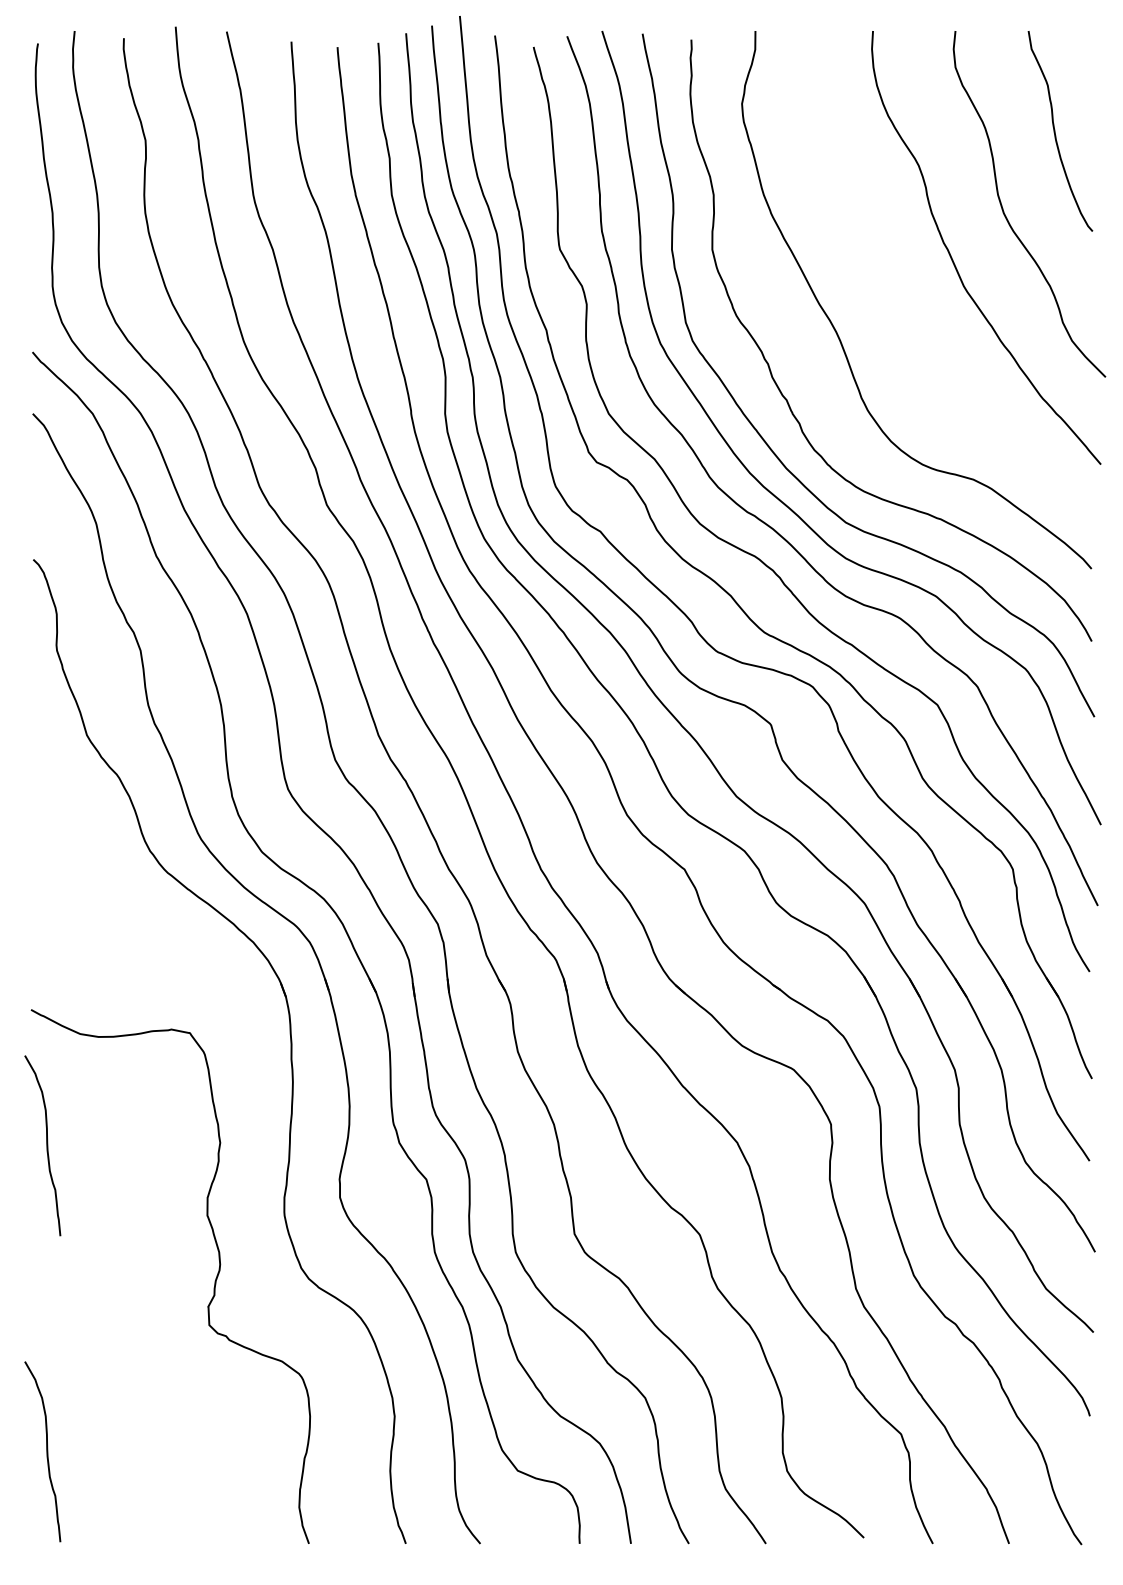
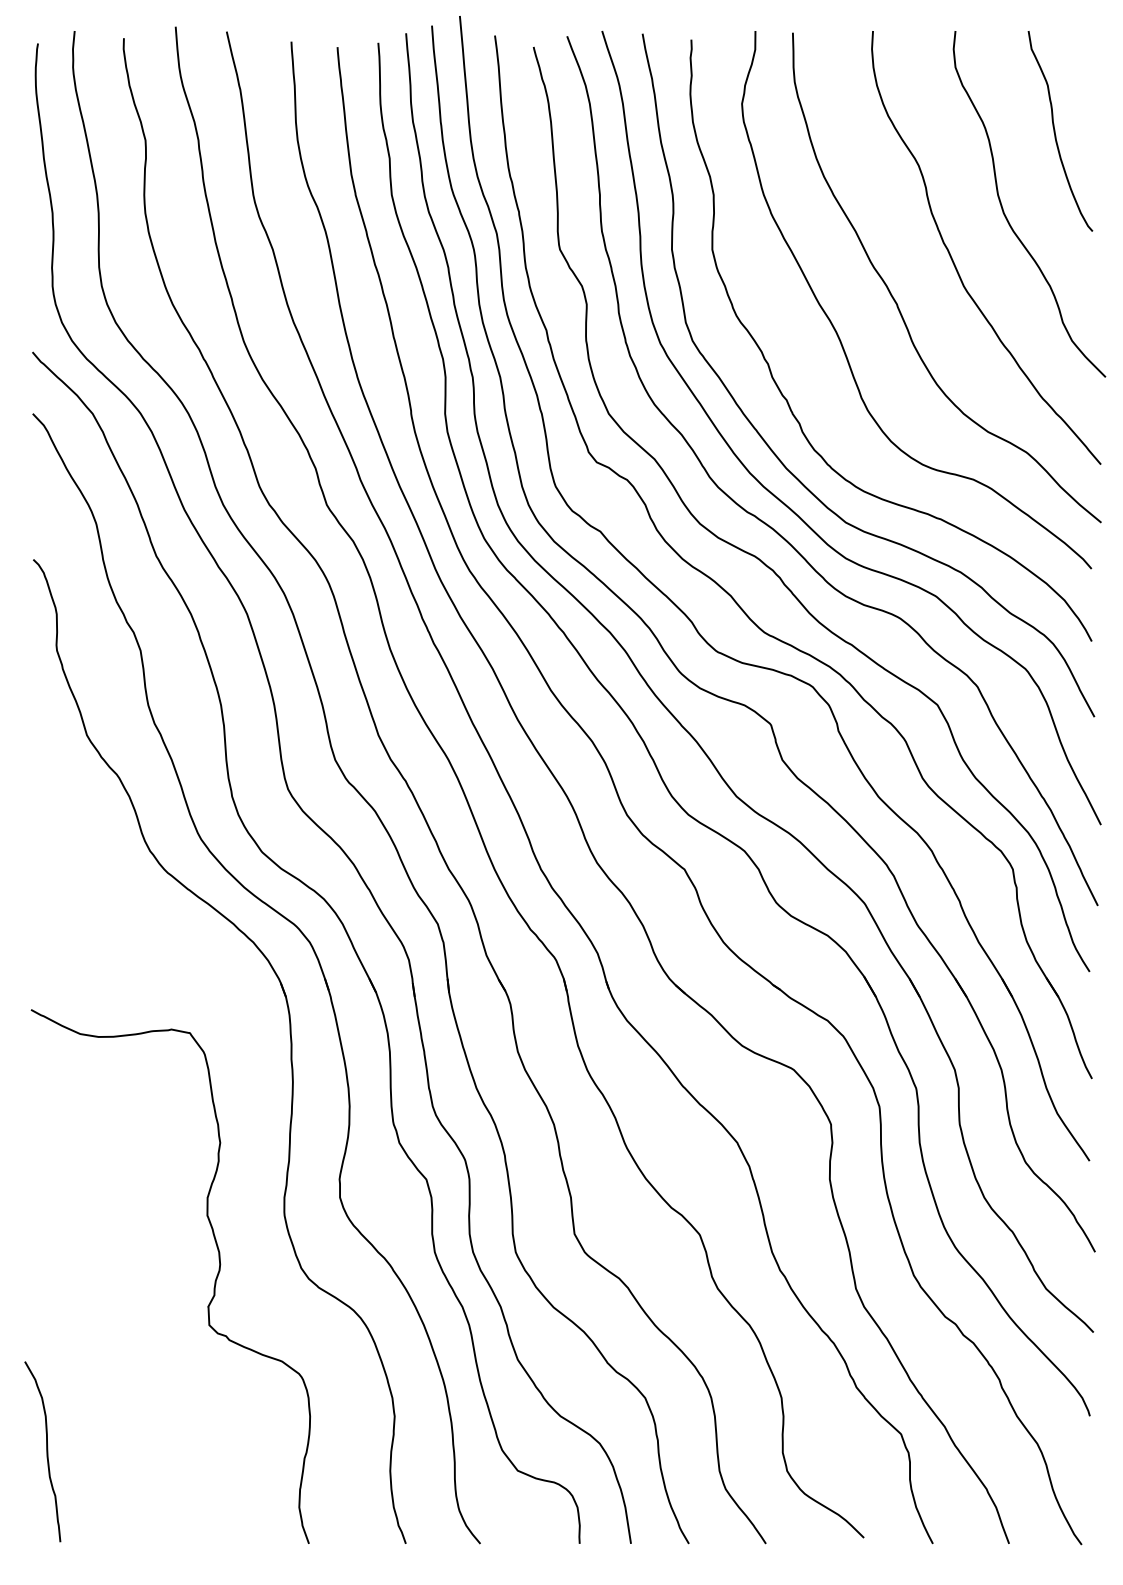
curve: none -> present (896, 301)
curve: present -> none (46, 1145)
